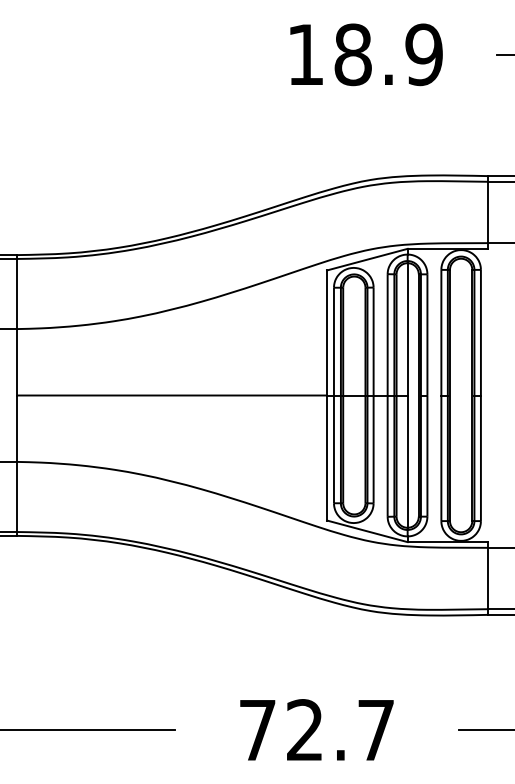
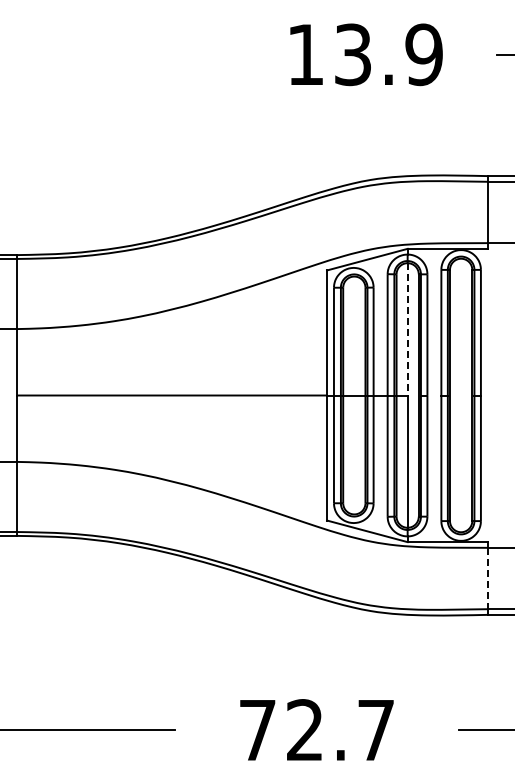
text: 18.9 -> 13.9 (352, 54)
line: solid -> dashed (407, 329)
line: solid -> dashed (487, 578)
